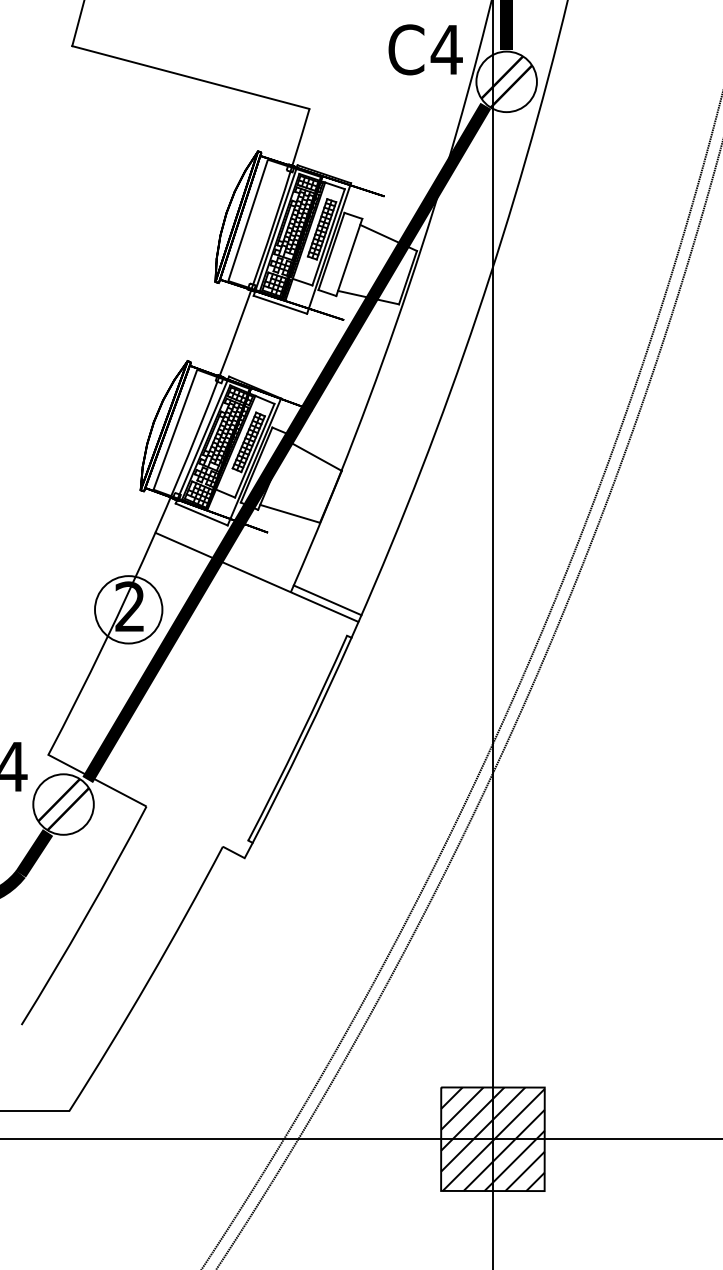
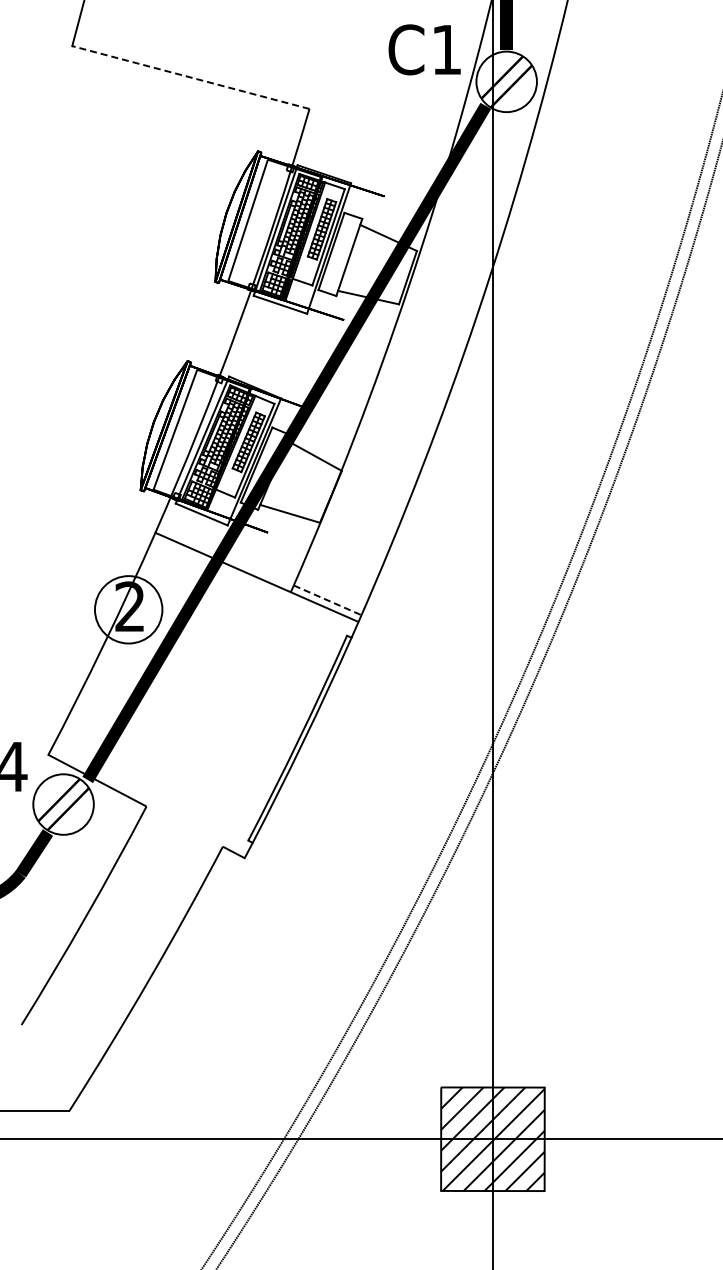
text: C4 -> C1 (446, 49)
line: solid -> dashed (190, 77)
line: solid -> dashed (327, 600)
